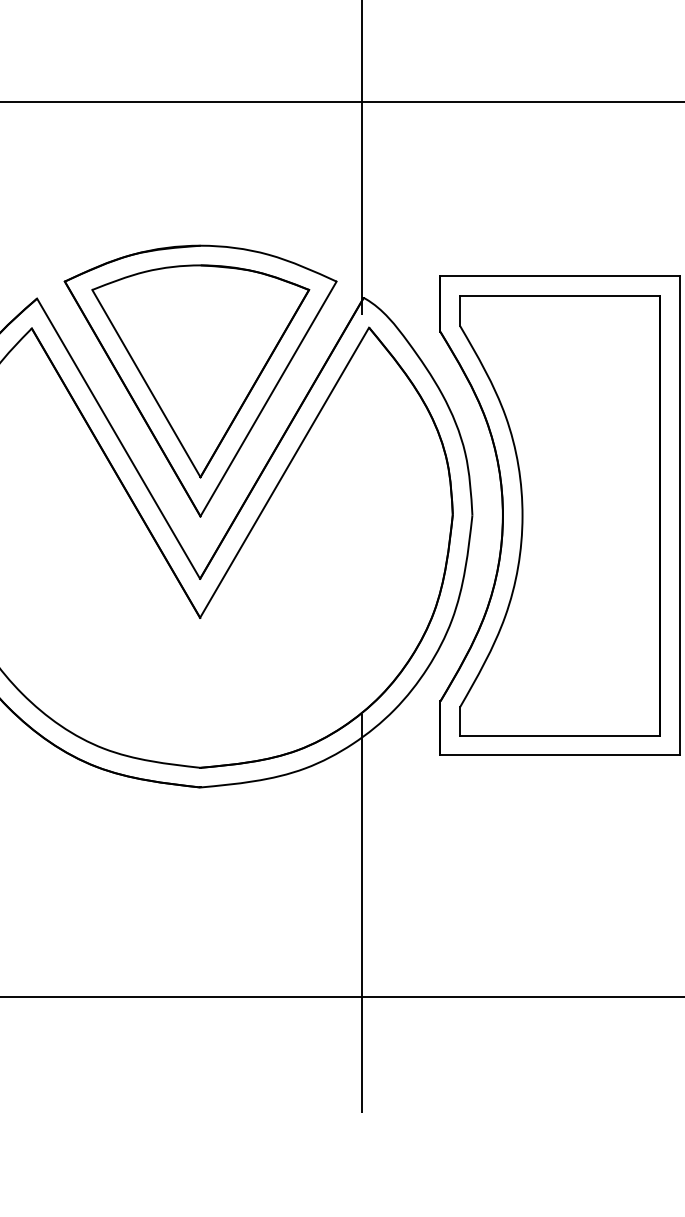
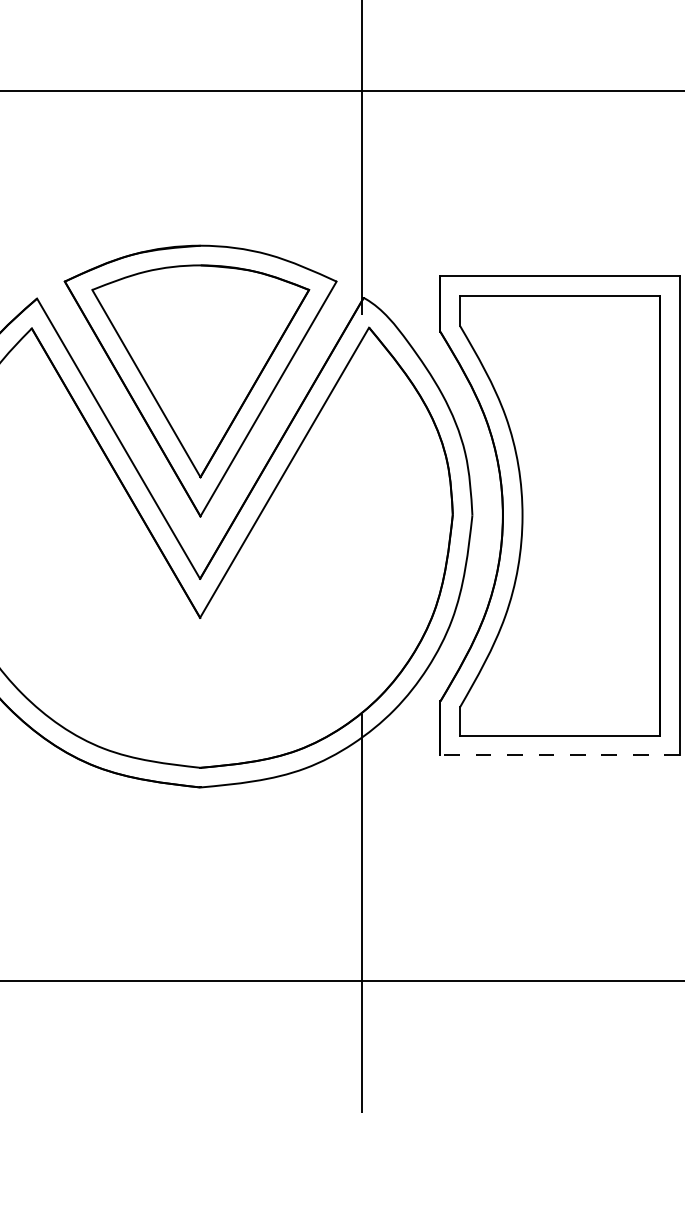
line position: (341, 102) -> (341, 91) (341, 91)
line: solid -> dashed (560, 755)
line position: (341, 996) -> (341, 980) (341, 980)
